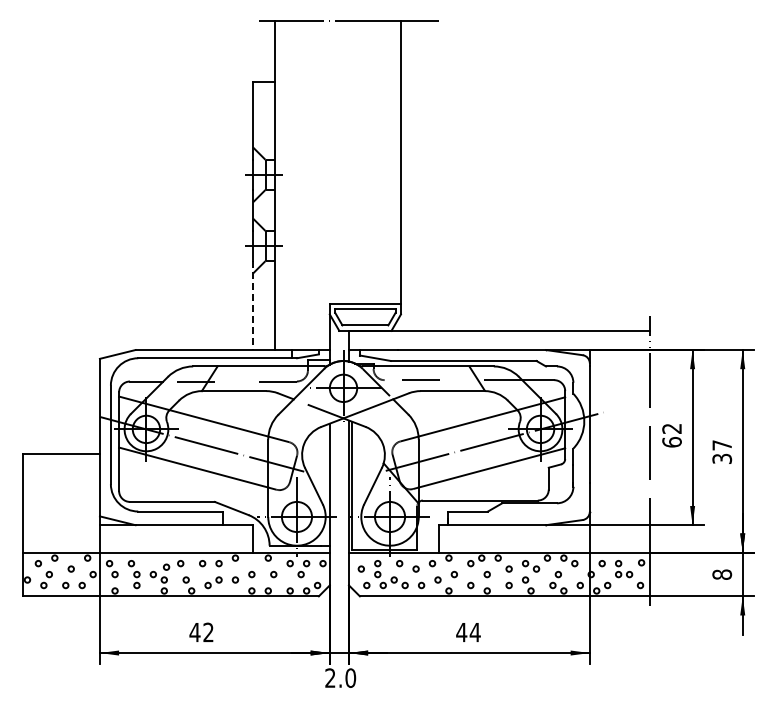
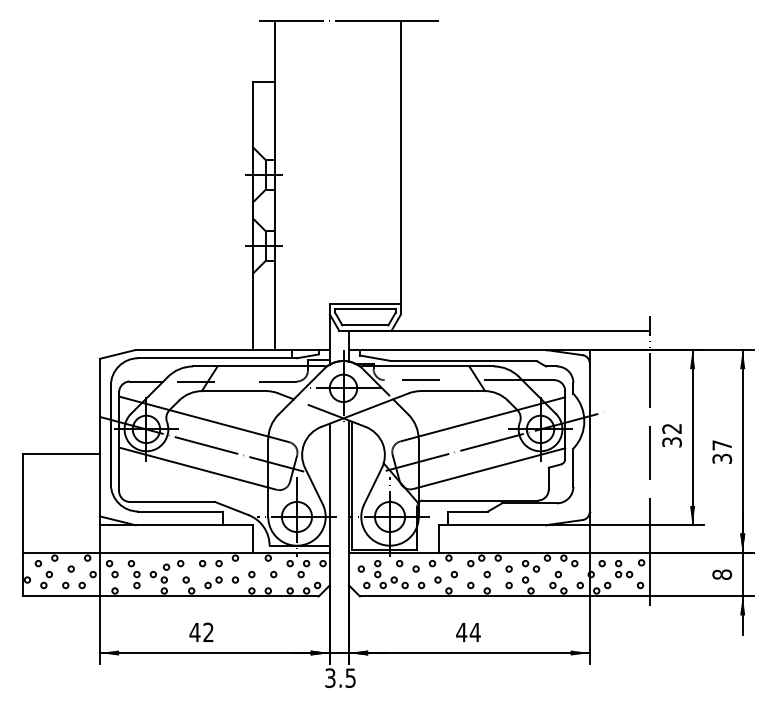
line: dashed -> solid (253, 306)
text: 62 -> 32 (671, 442)
text: 2.0 -> 3.5 (340, 678)
